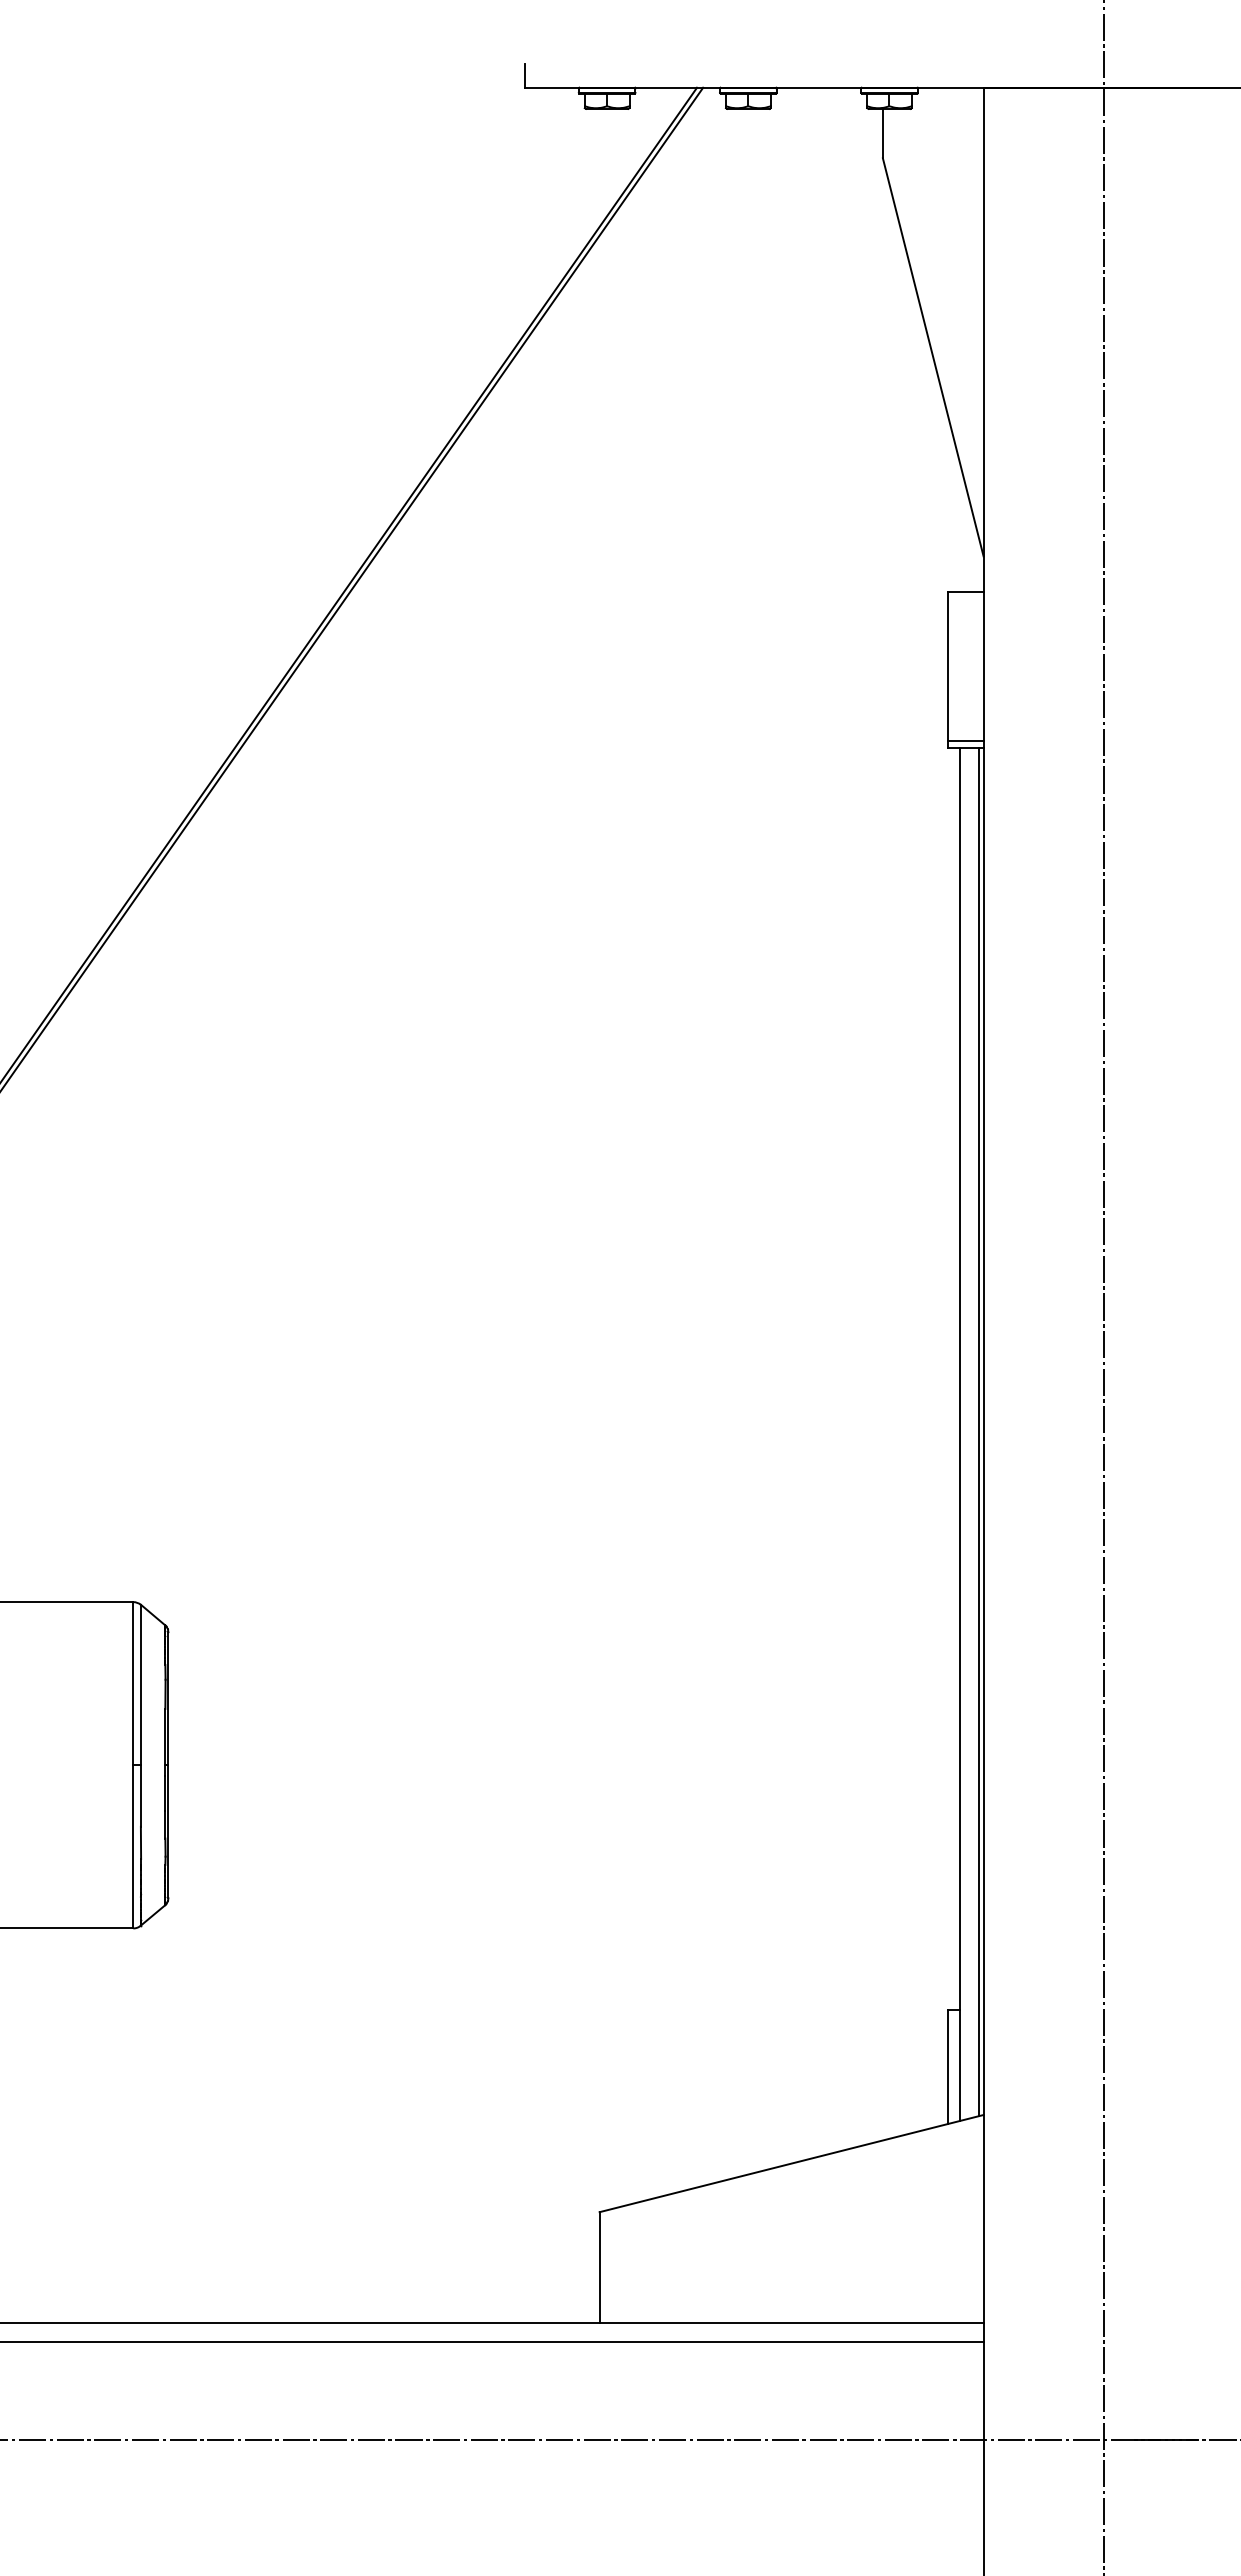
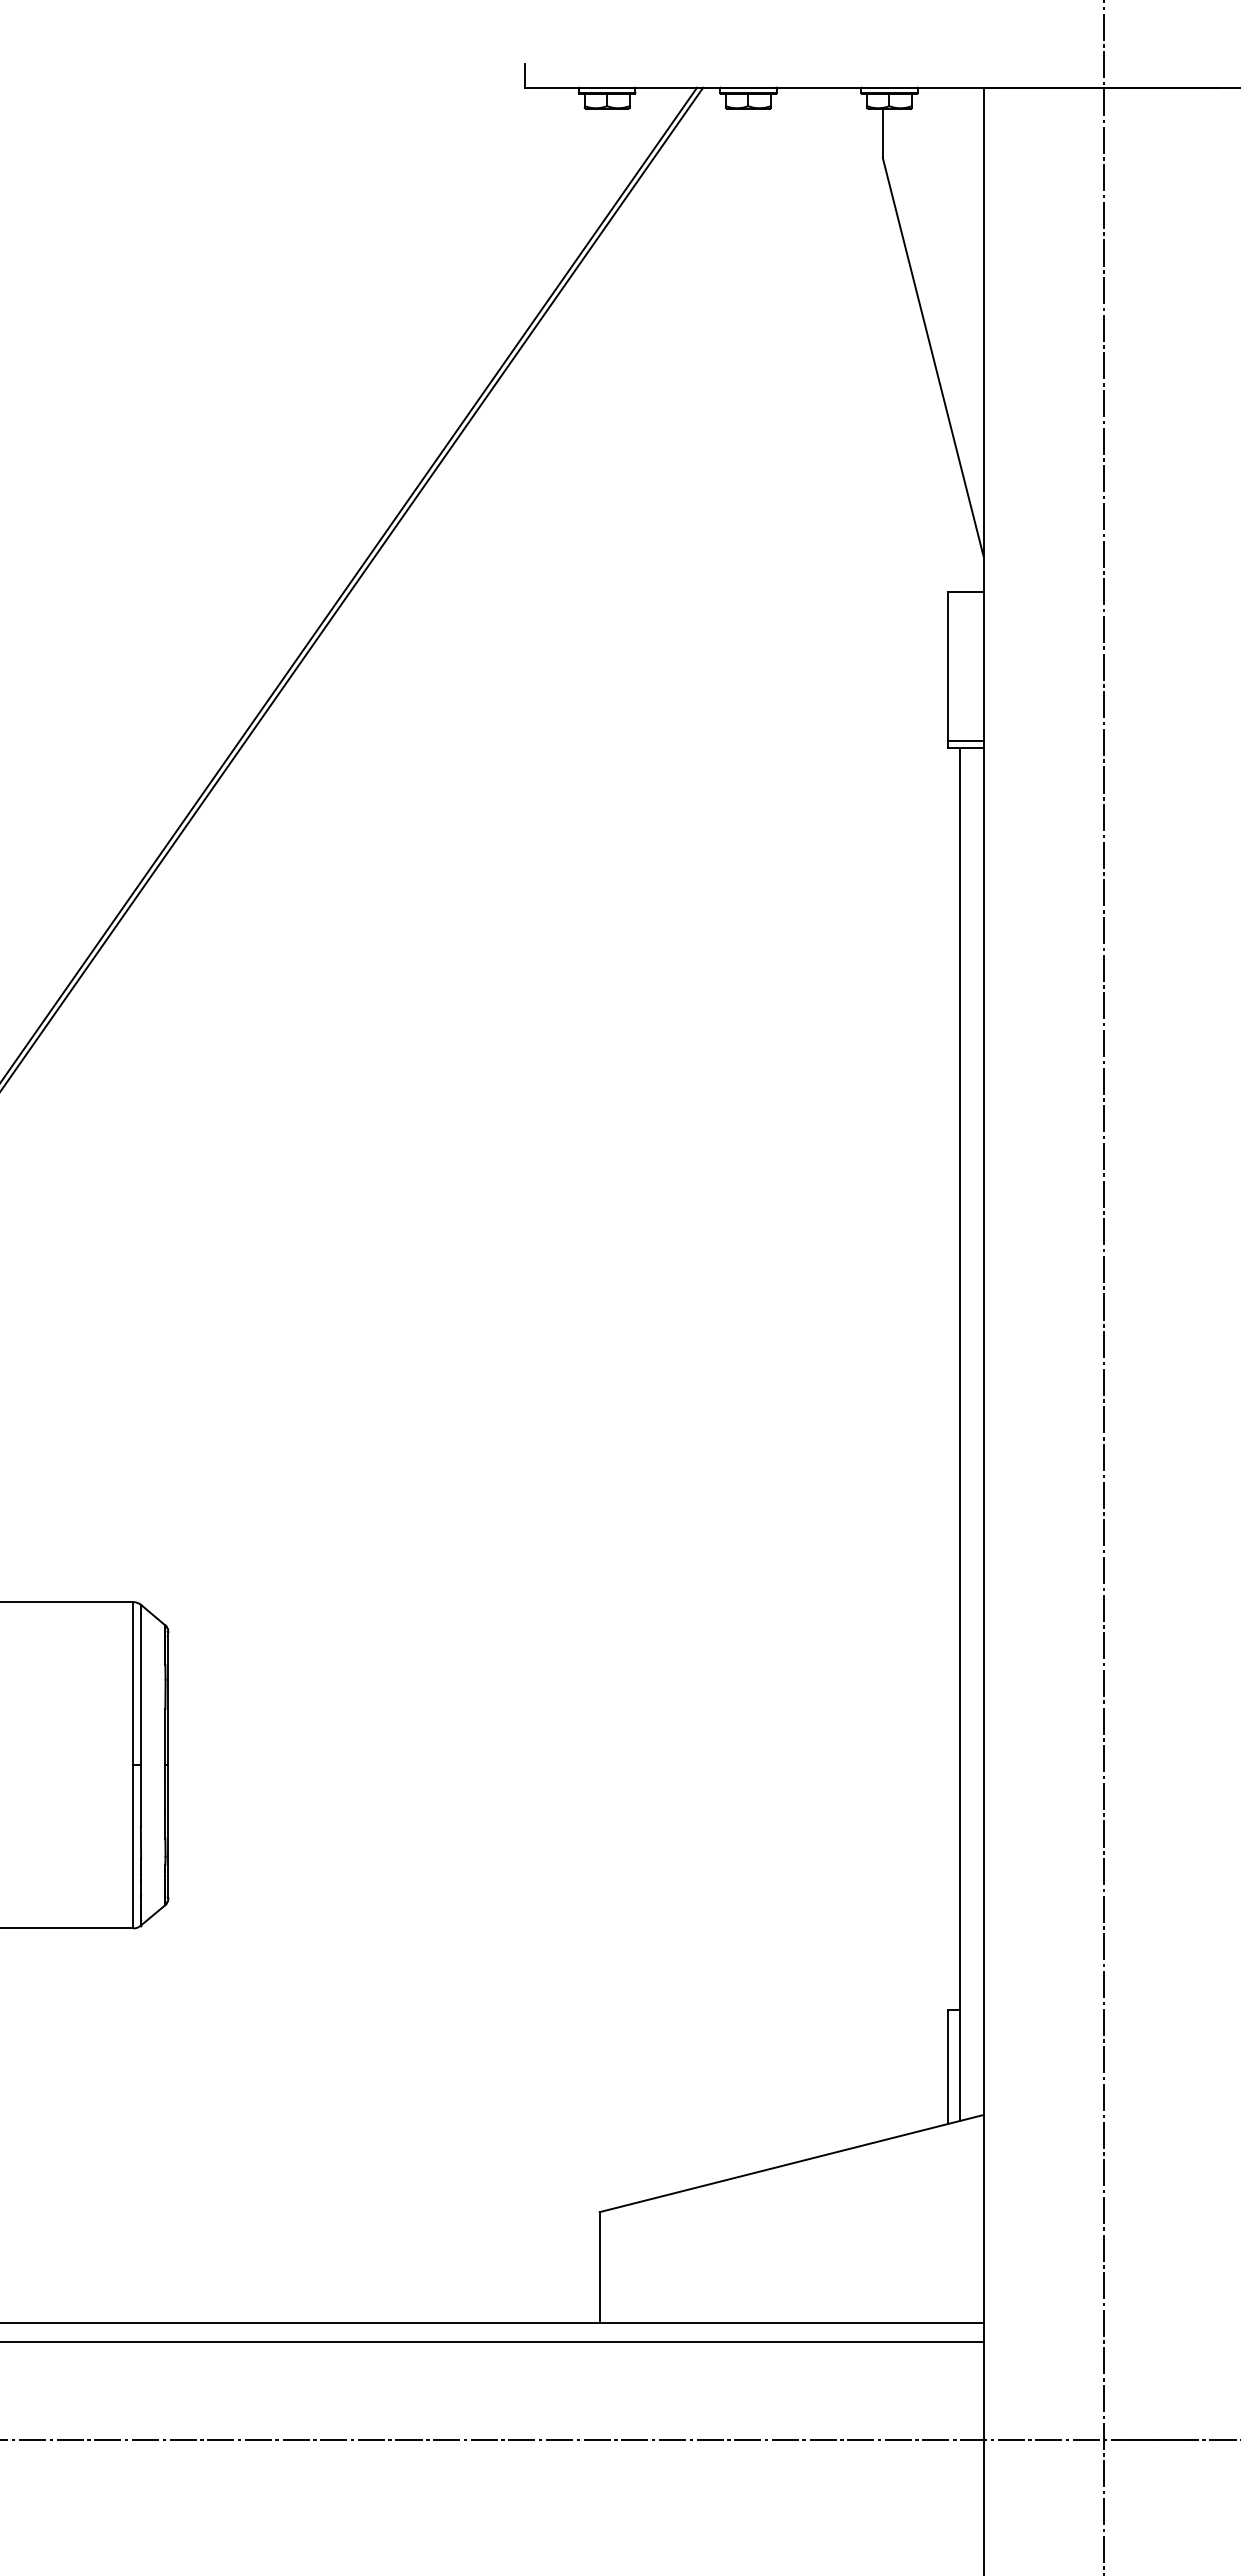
line: present -> none (978, 1432)
